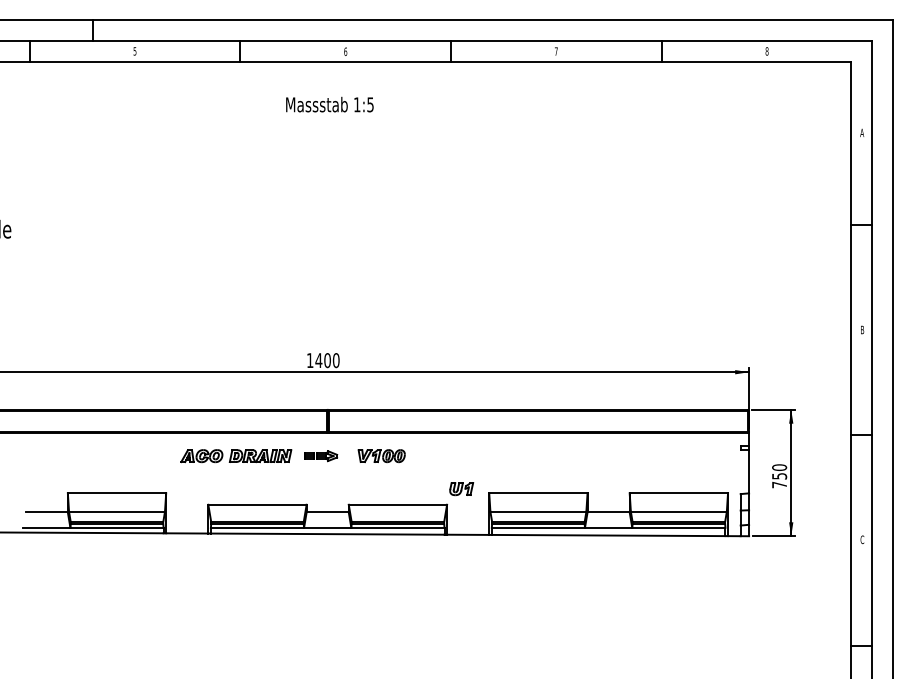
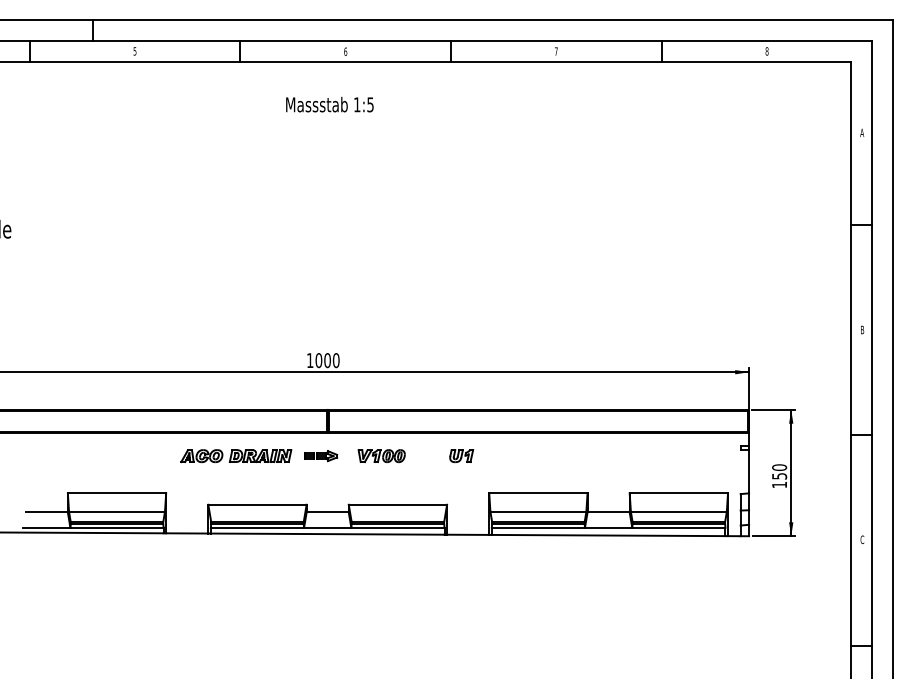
text: 1400 -> 1000 (318, 360)
text: 750 -> 150 (779, 484)
part position: (461, 489) -> (461, 456) (461, 456)
